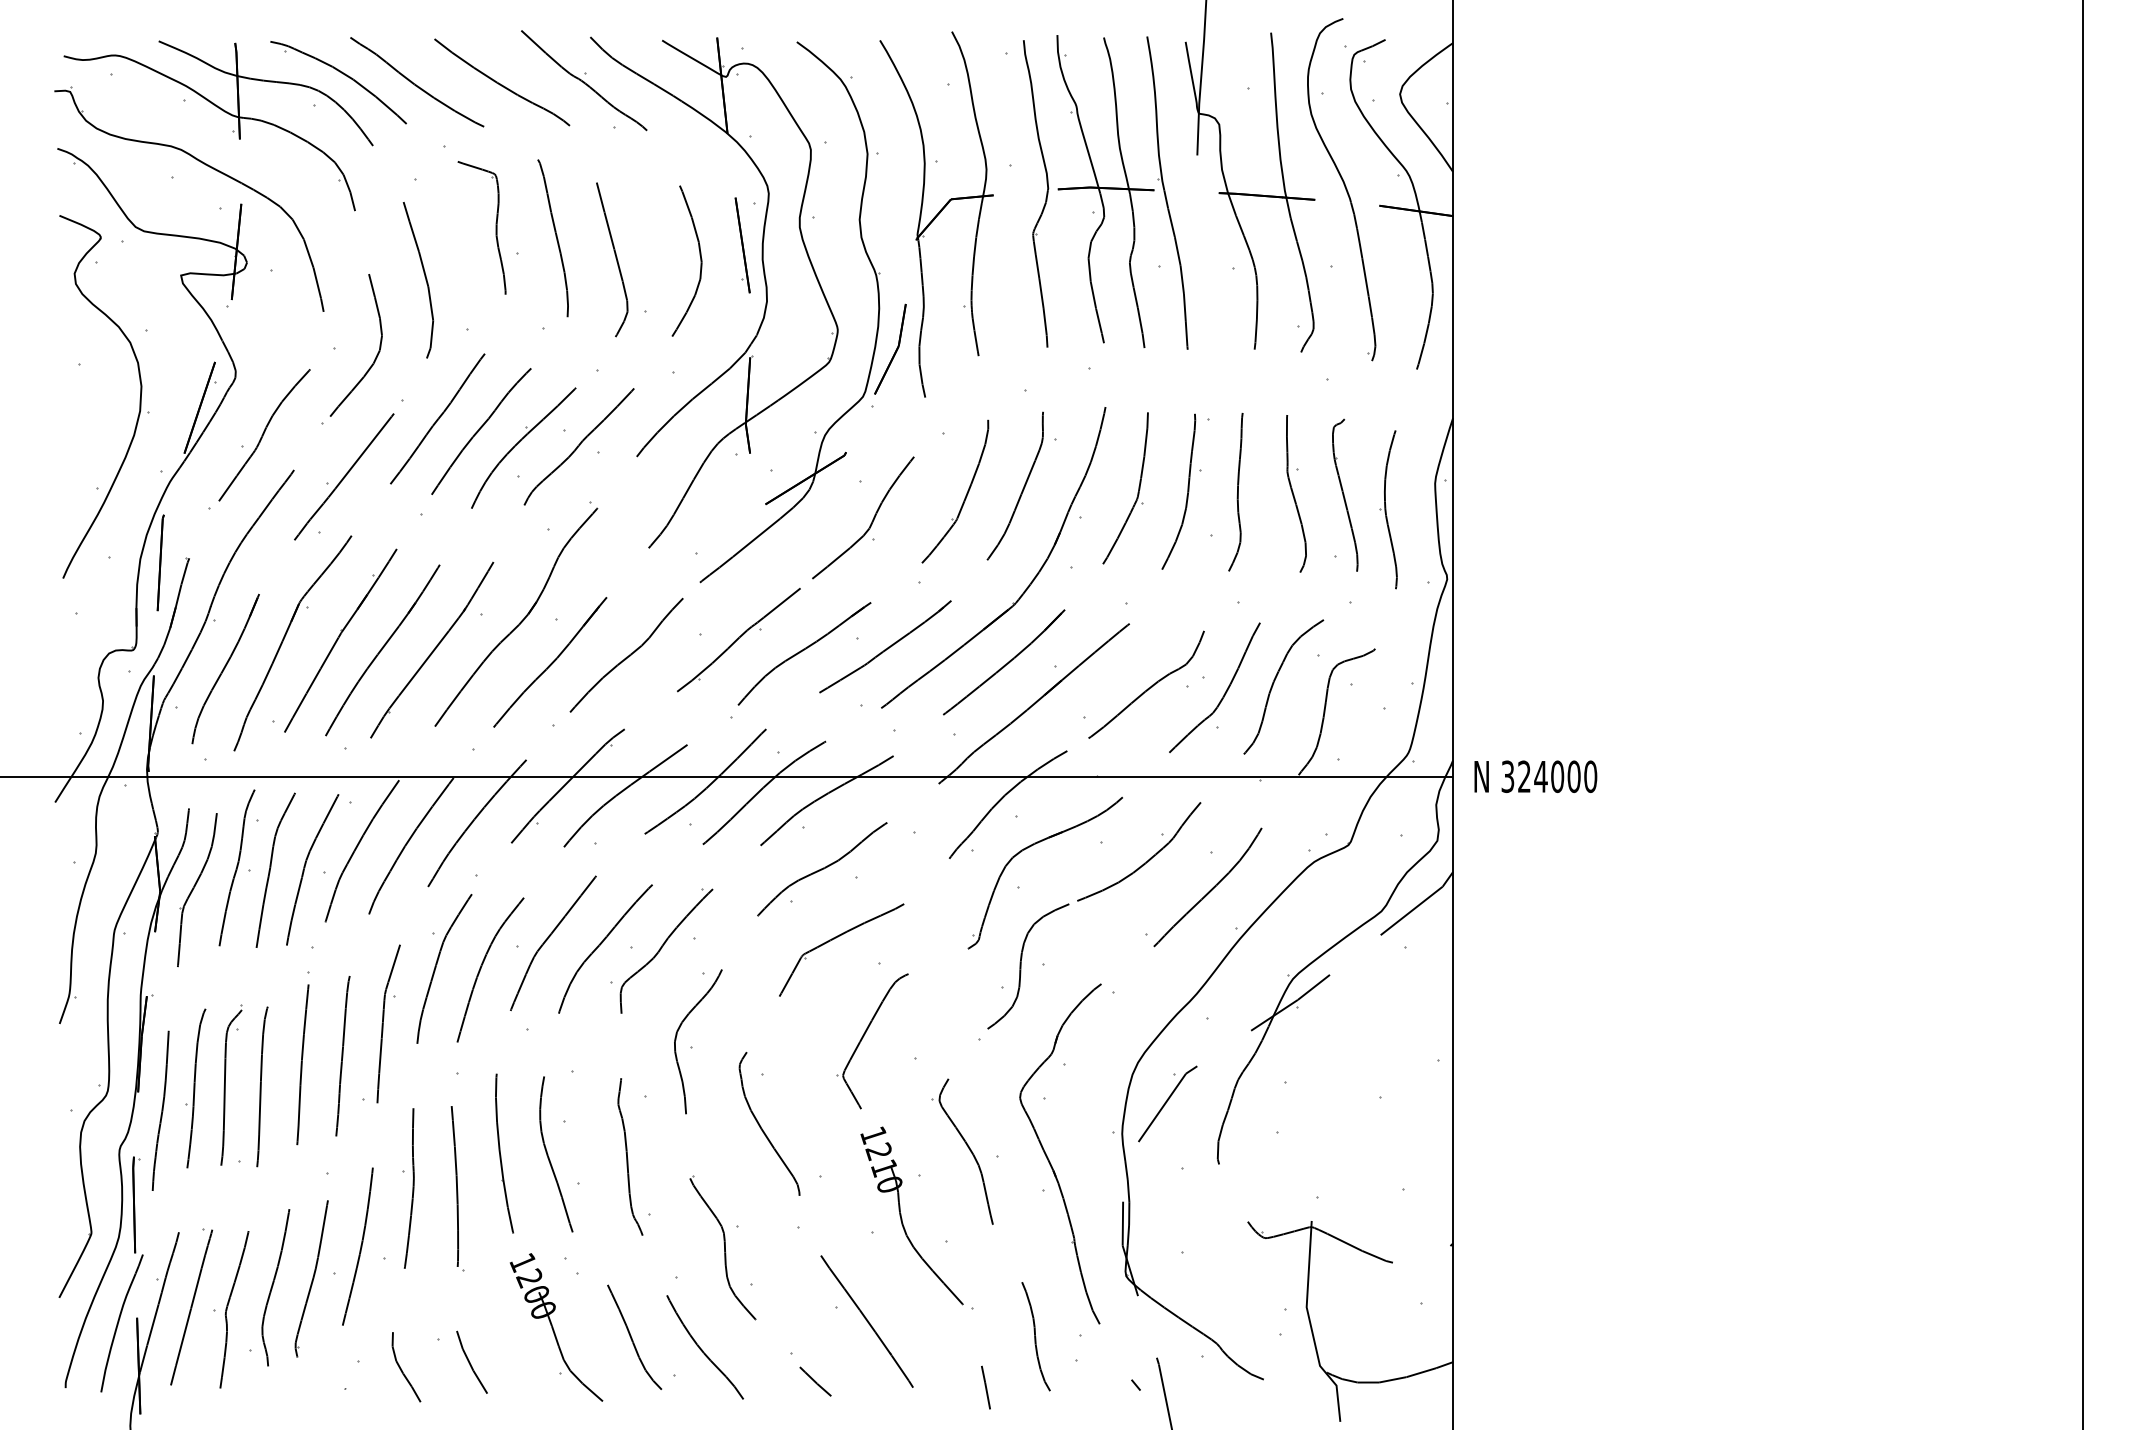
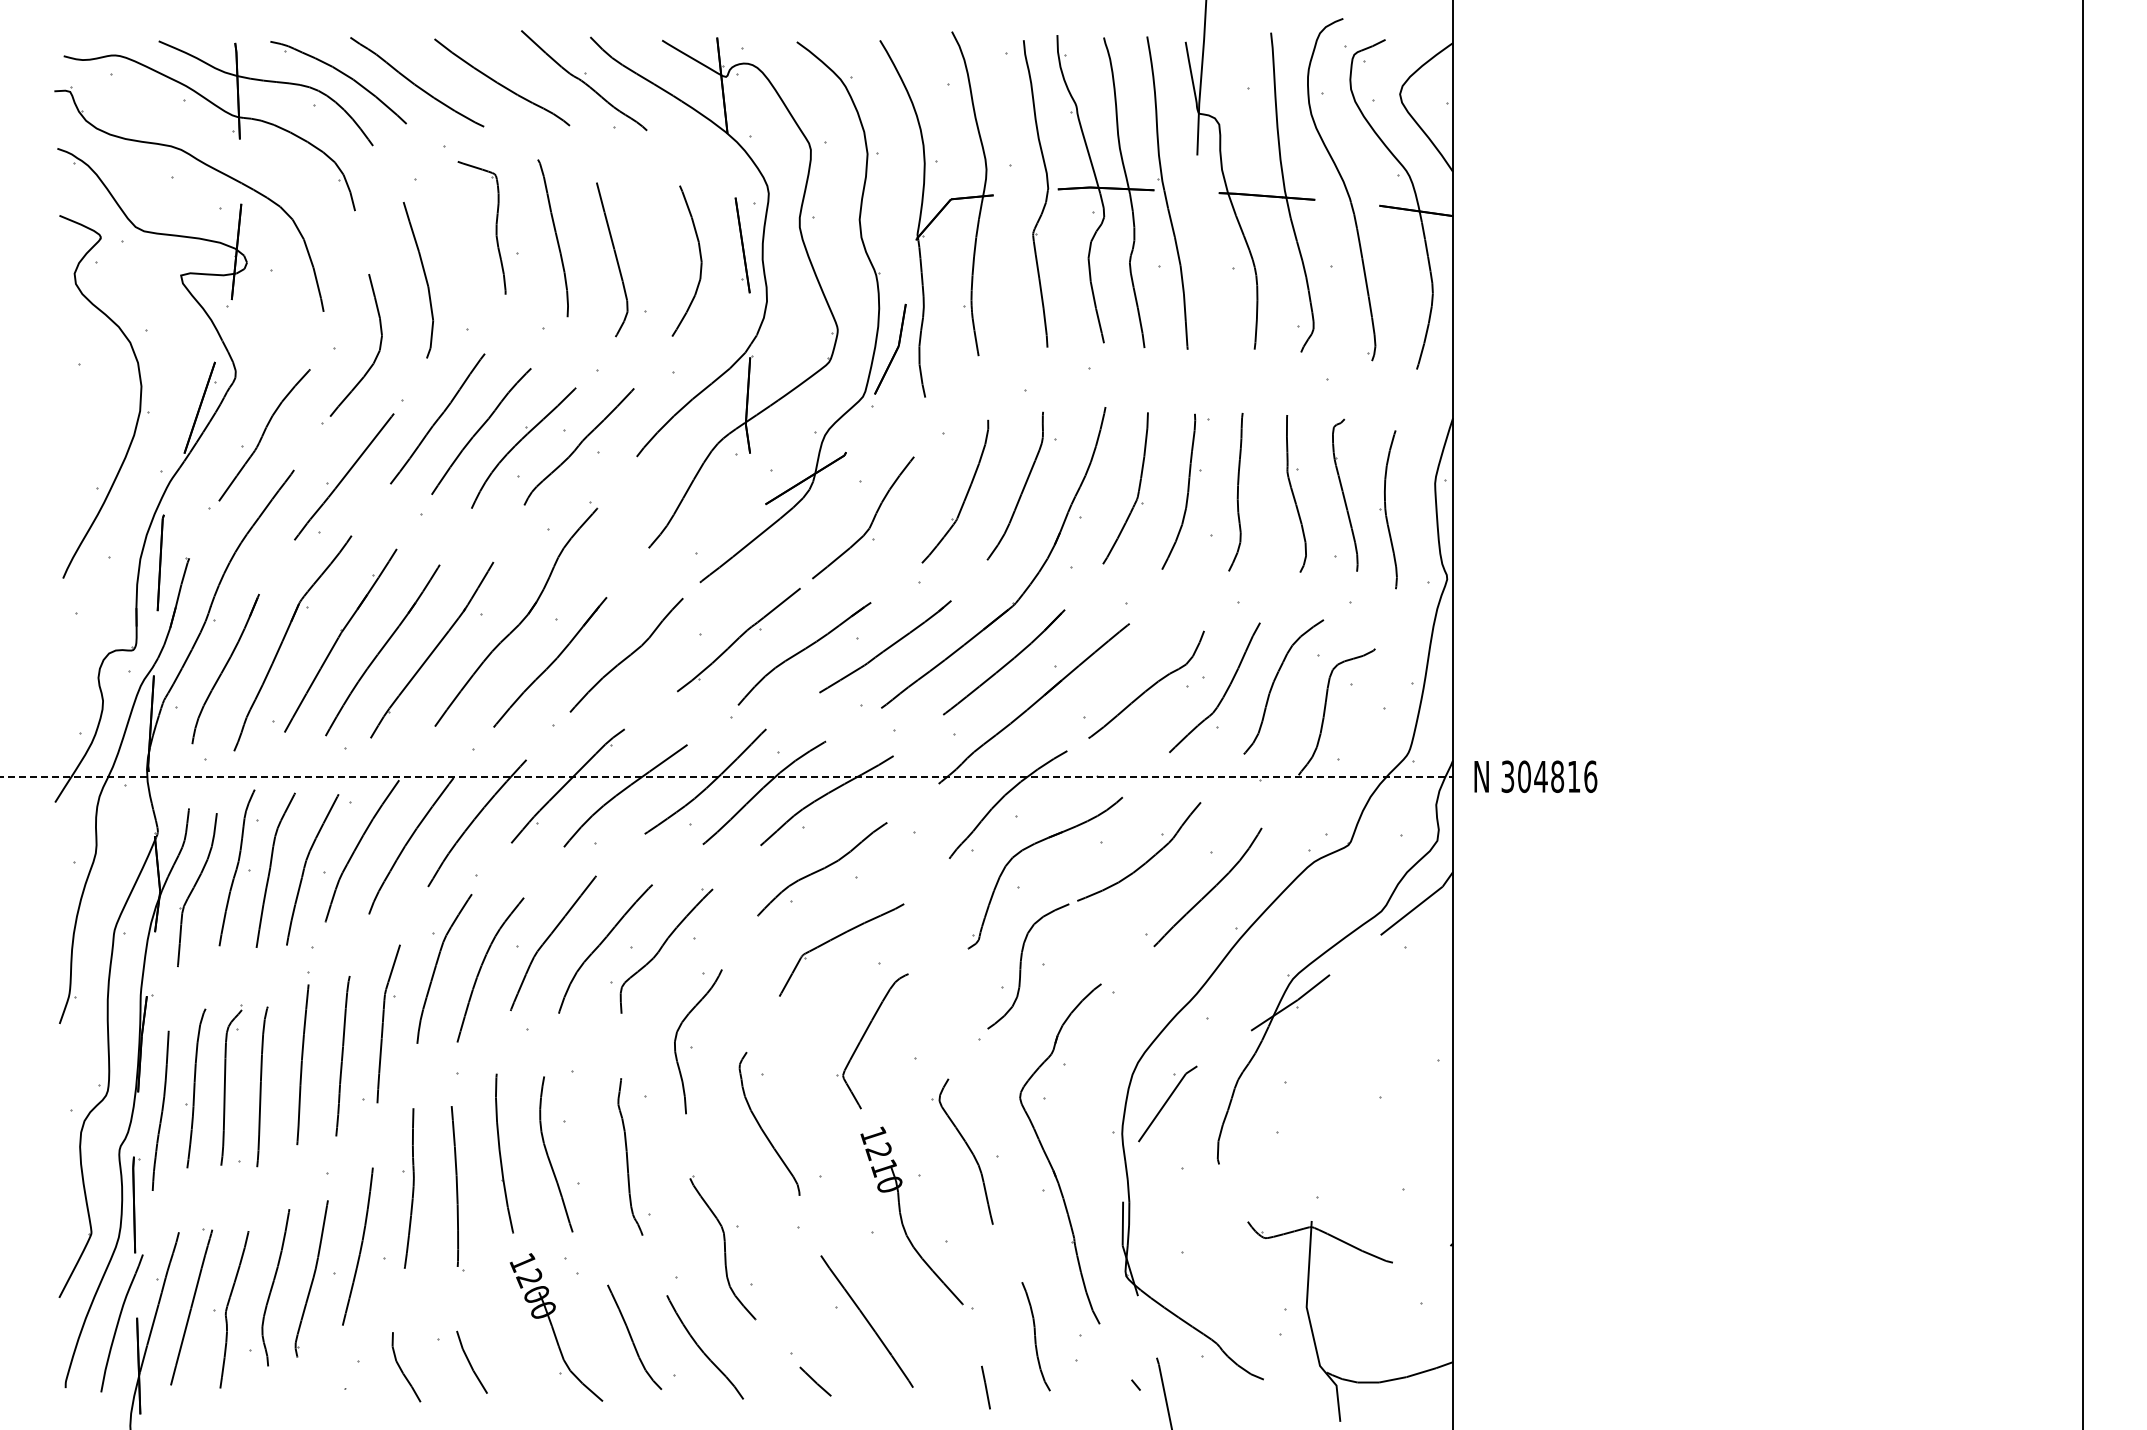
line: solid -> dashed (727, 776)
text: 324000 -> 304816 (1557, 776)
